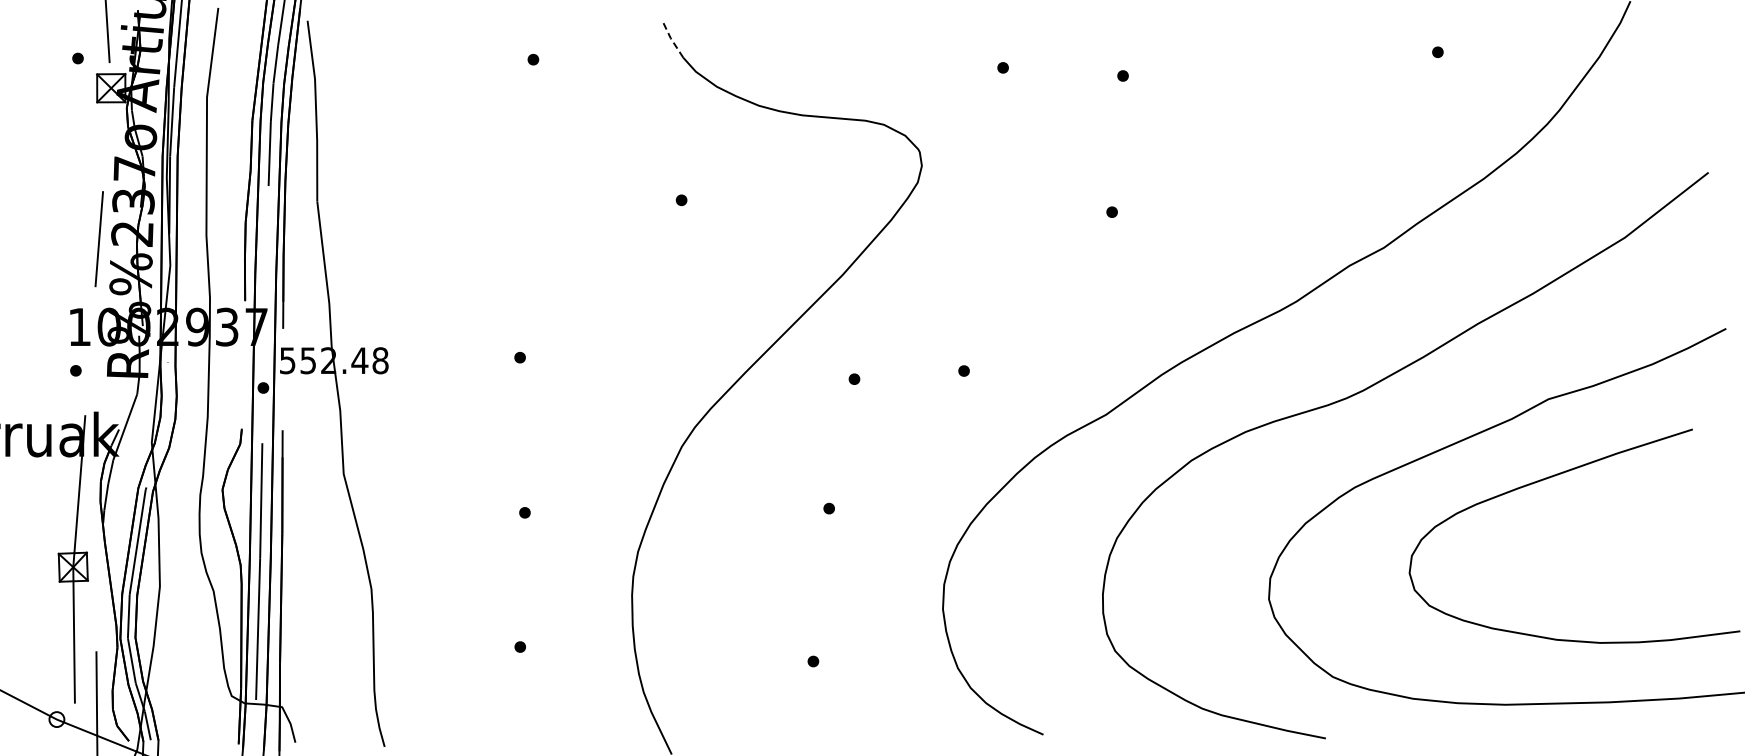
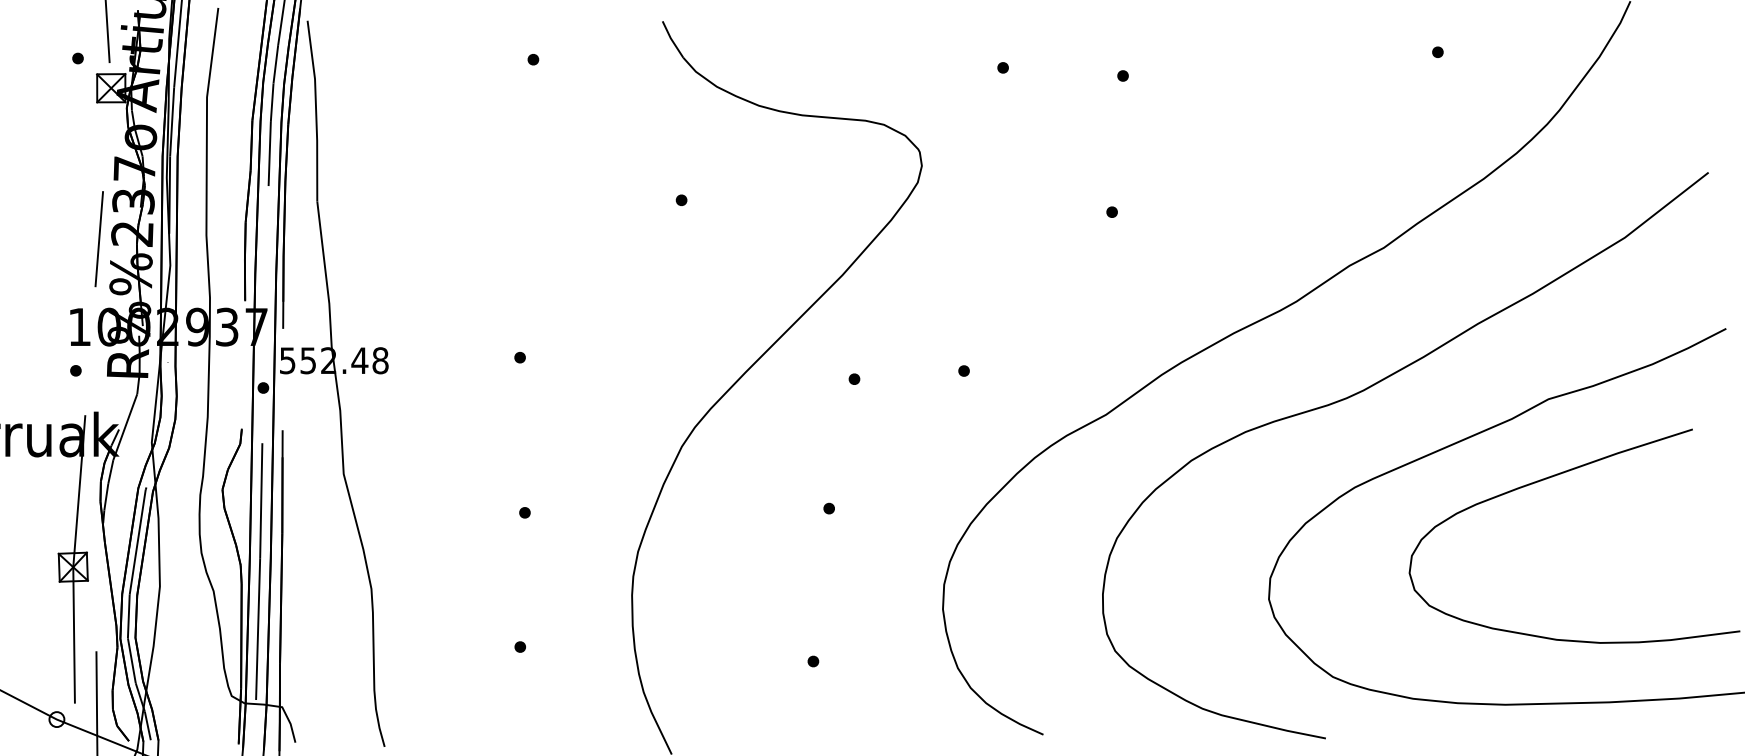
line: dashed -> solid (671, 40)
